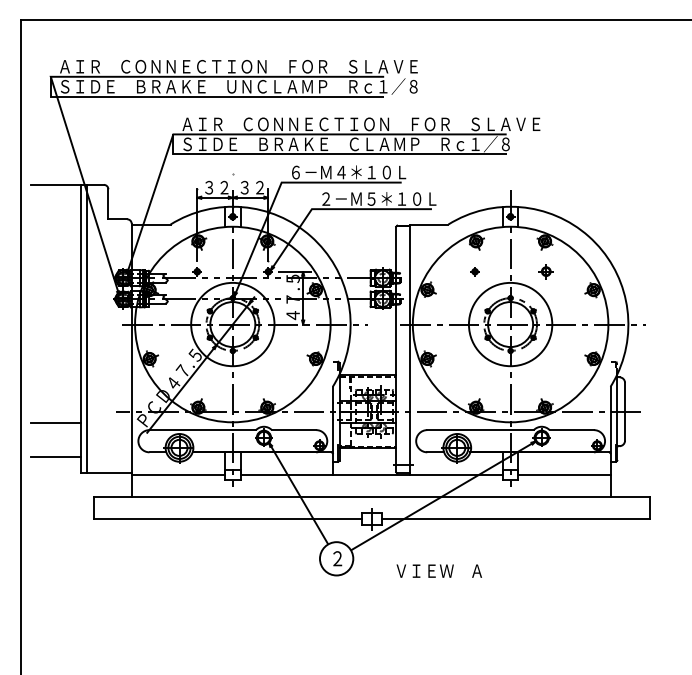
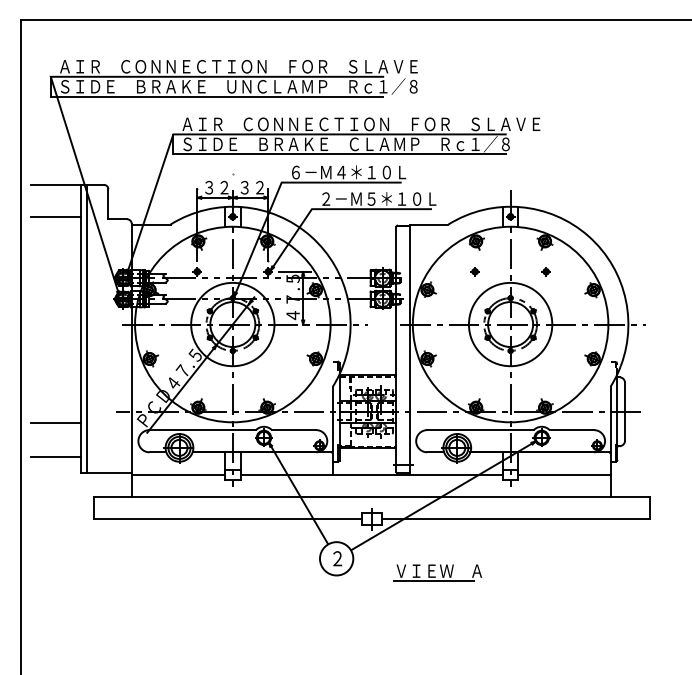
line: none -> present (55, 217)
part size: 16x16 px -> 10x10 px (545, 271)
line: none -> present (433, 581)
